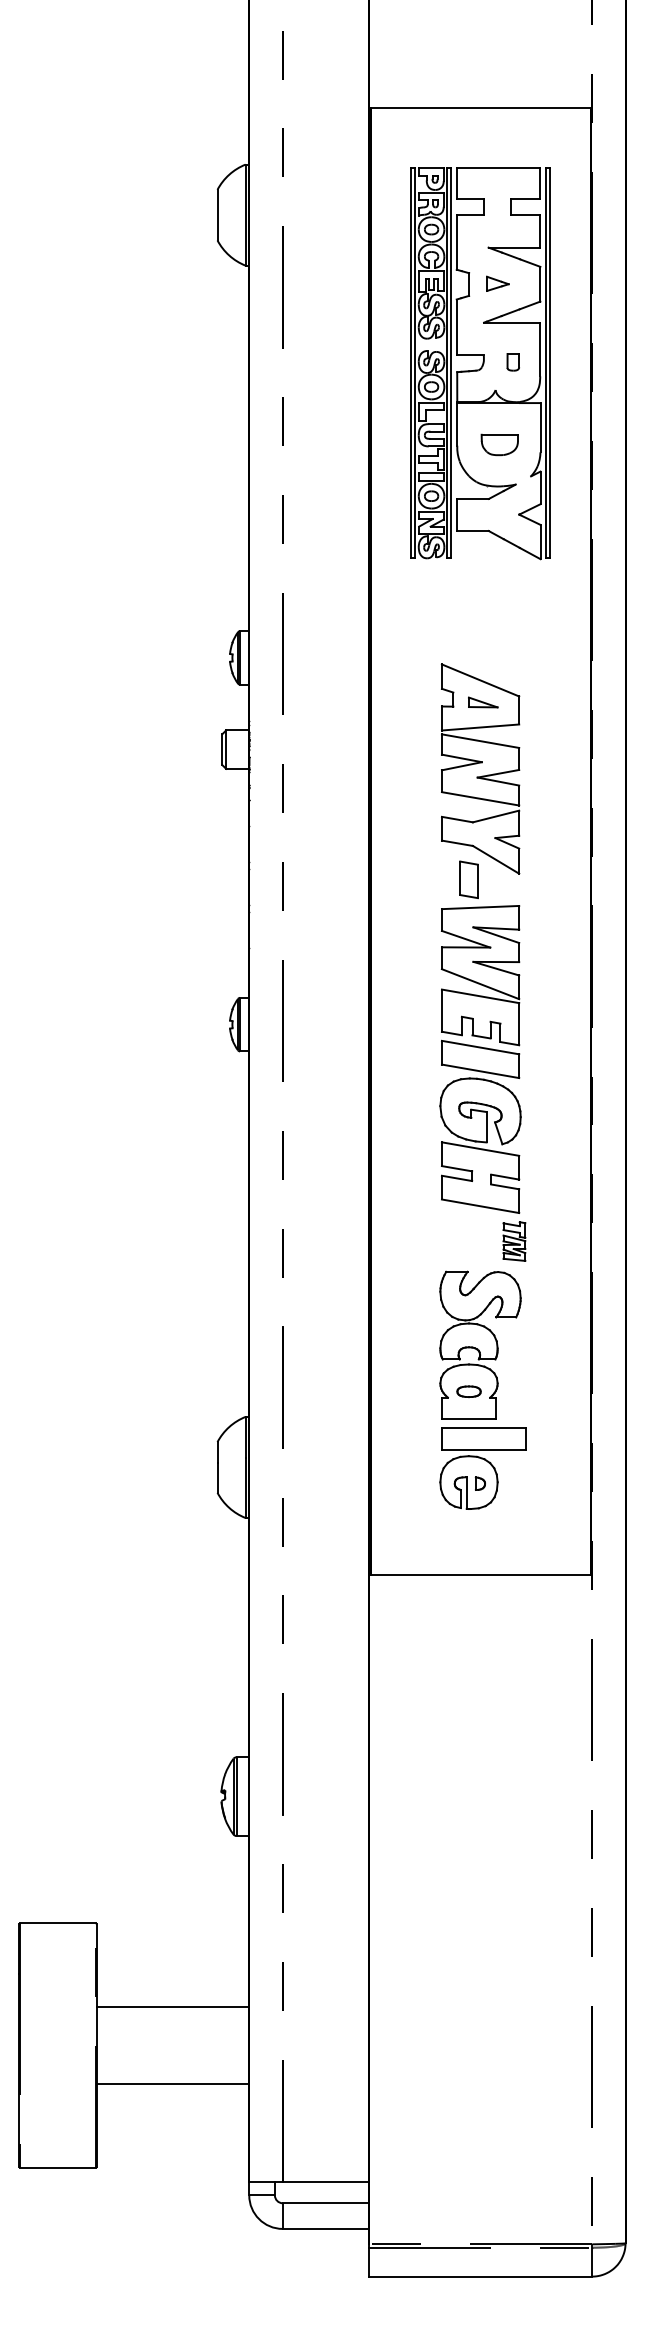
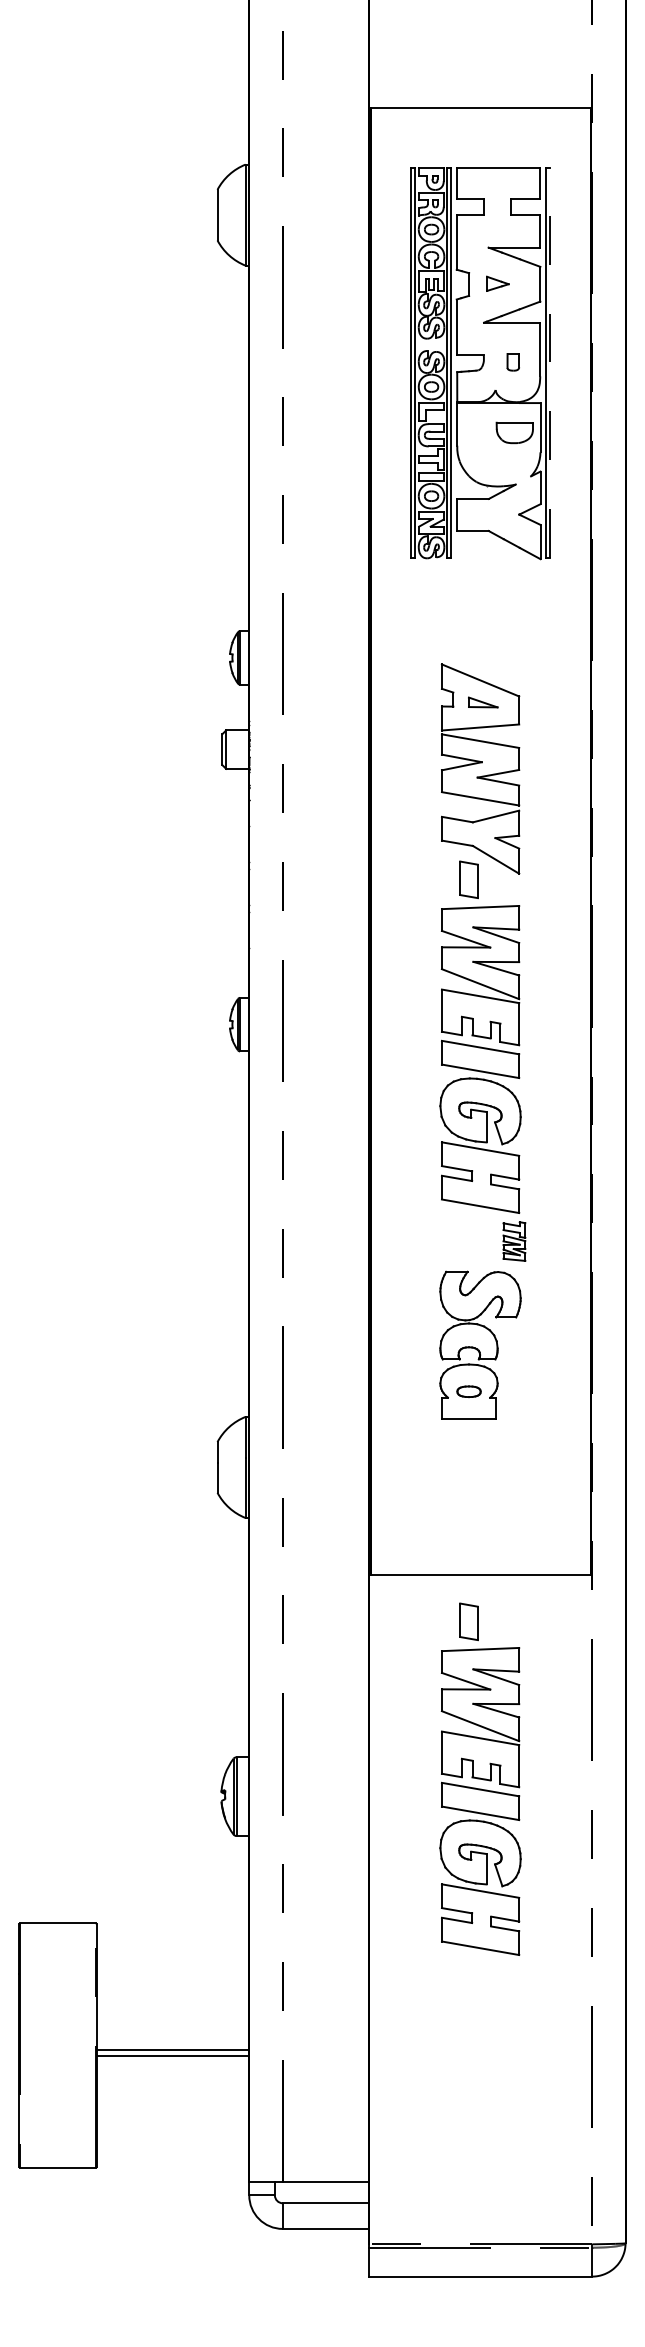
line: solid -> dashed (550, 363)
part position: (499, 444) -> (514, 432) (514, 432)
part: present -> none (482, 1468)
part: none -> present (480, 1778)
line position: (172, 2007) -> (172, 2050) (172, 2050)
line position: (172, 2084) -> (172, 2056) (172, 2056)
